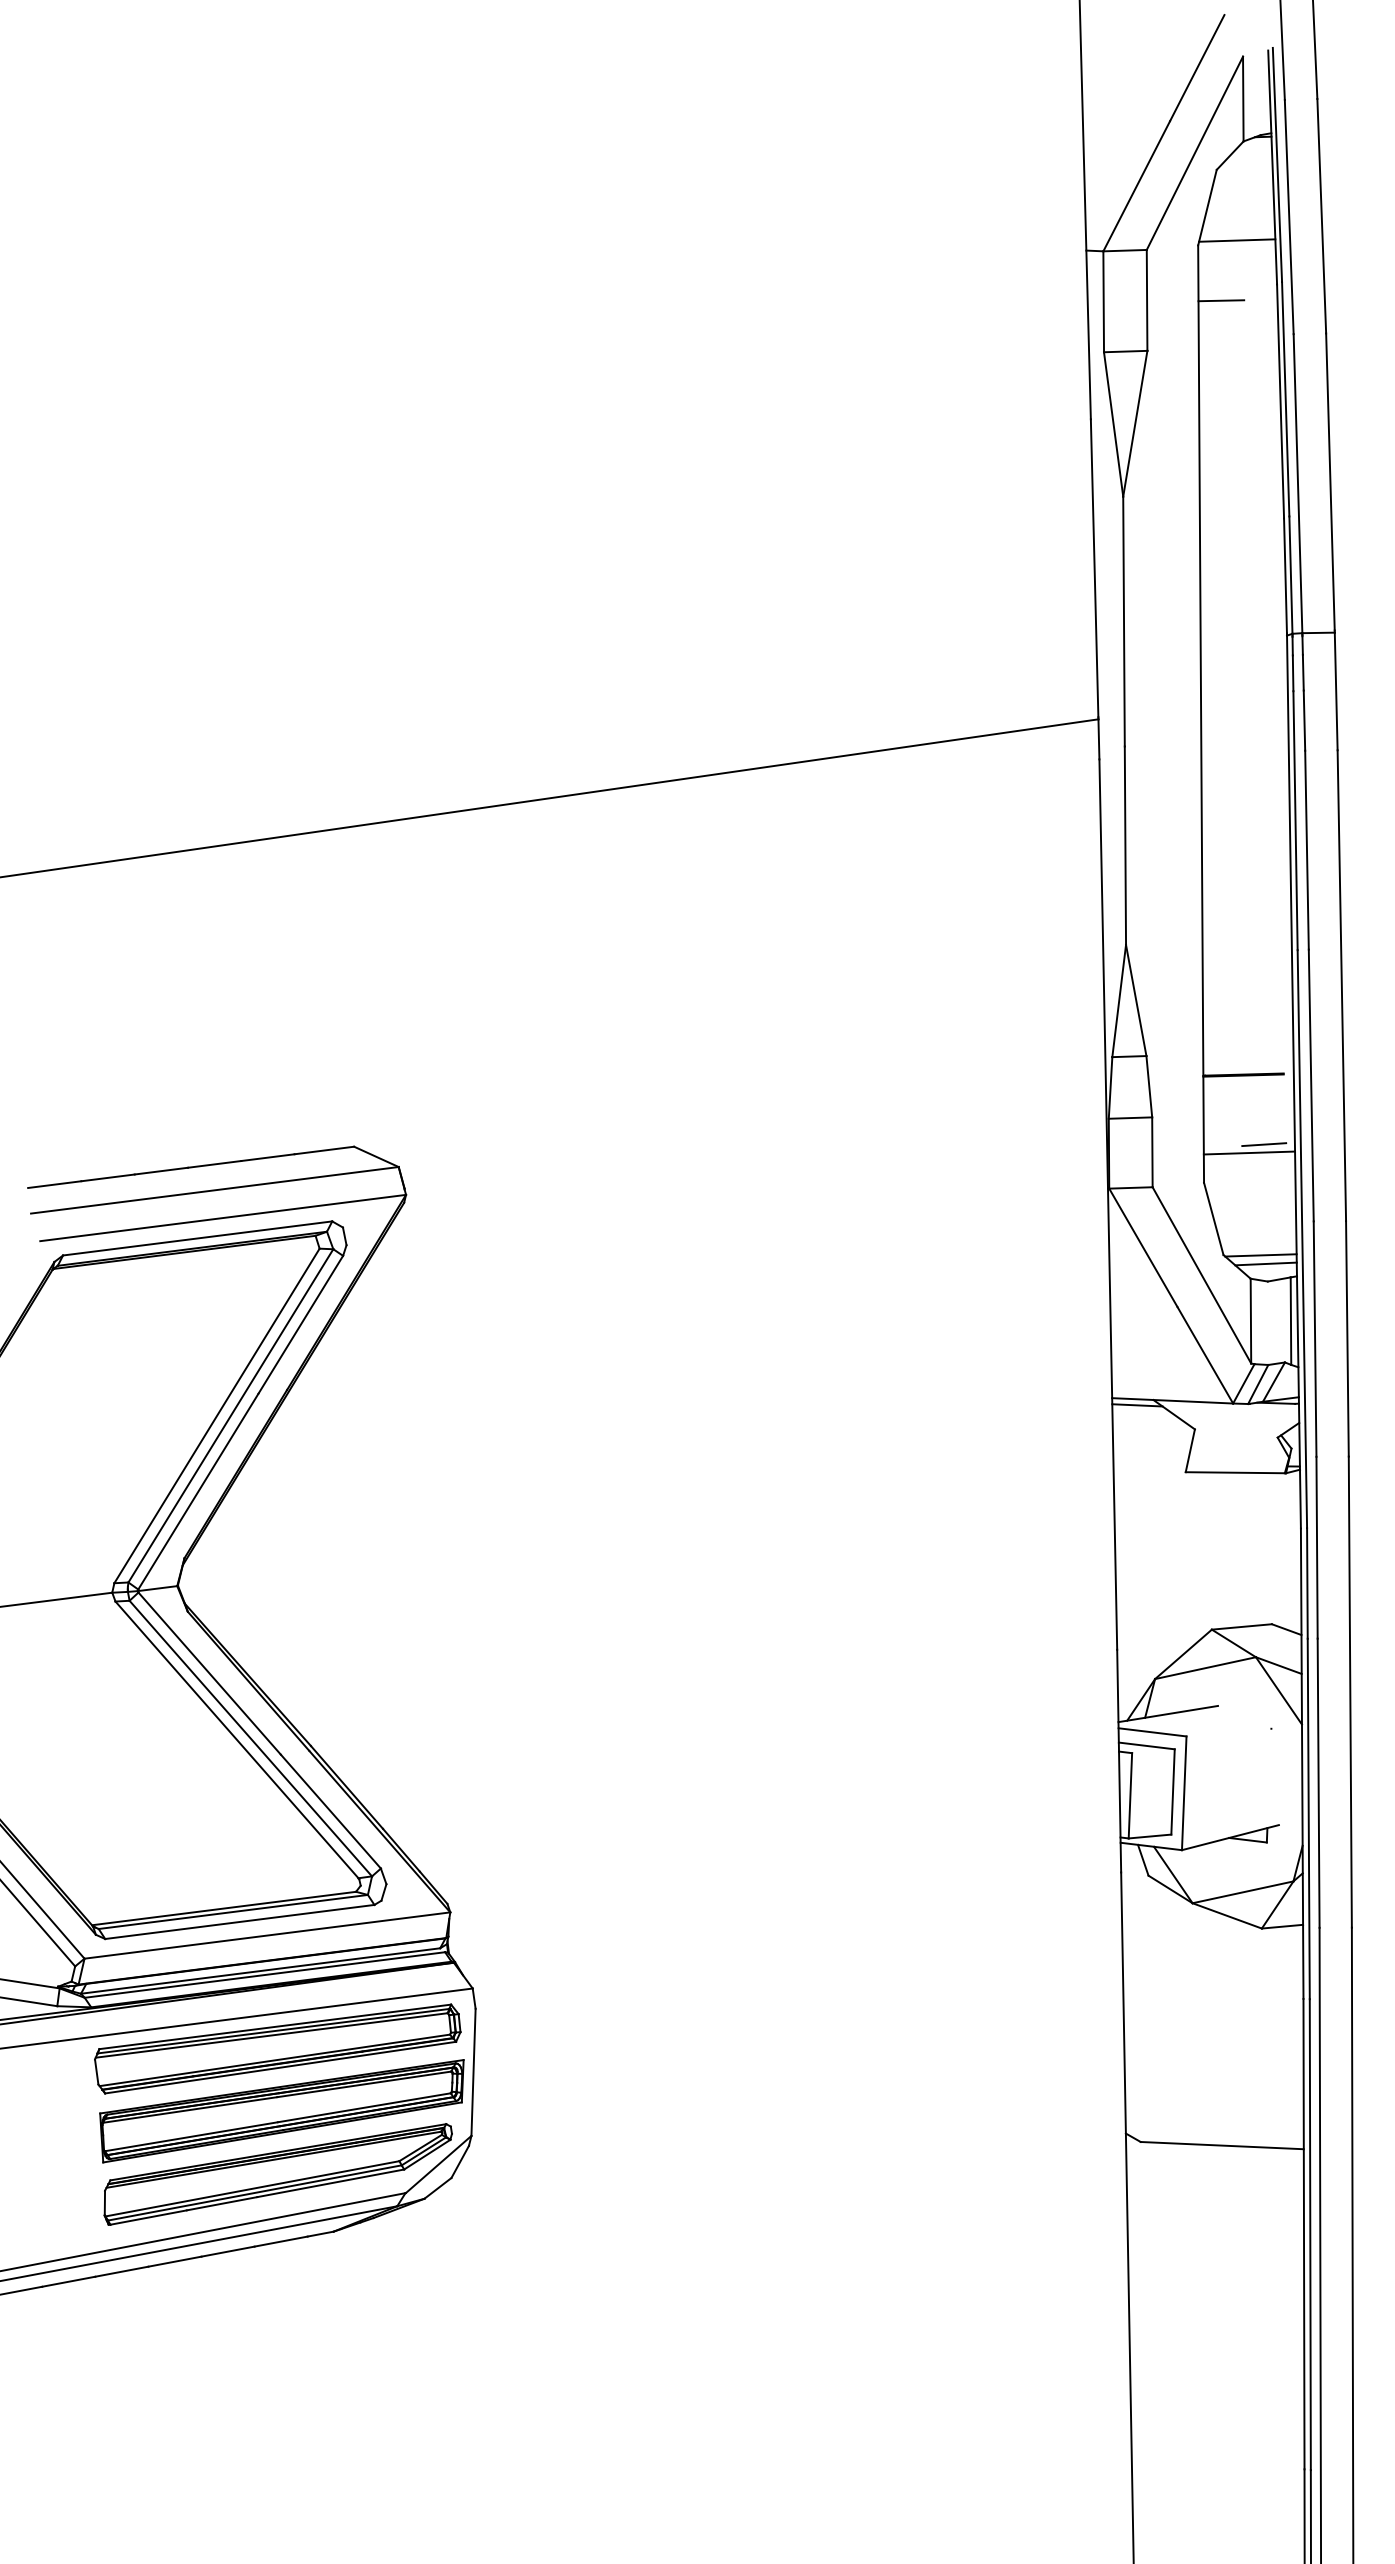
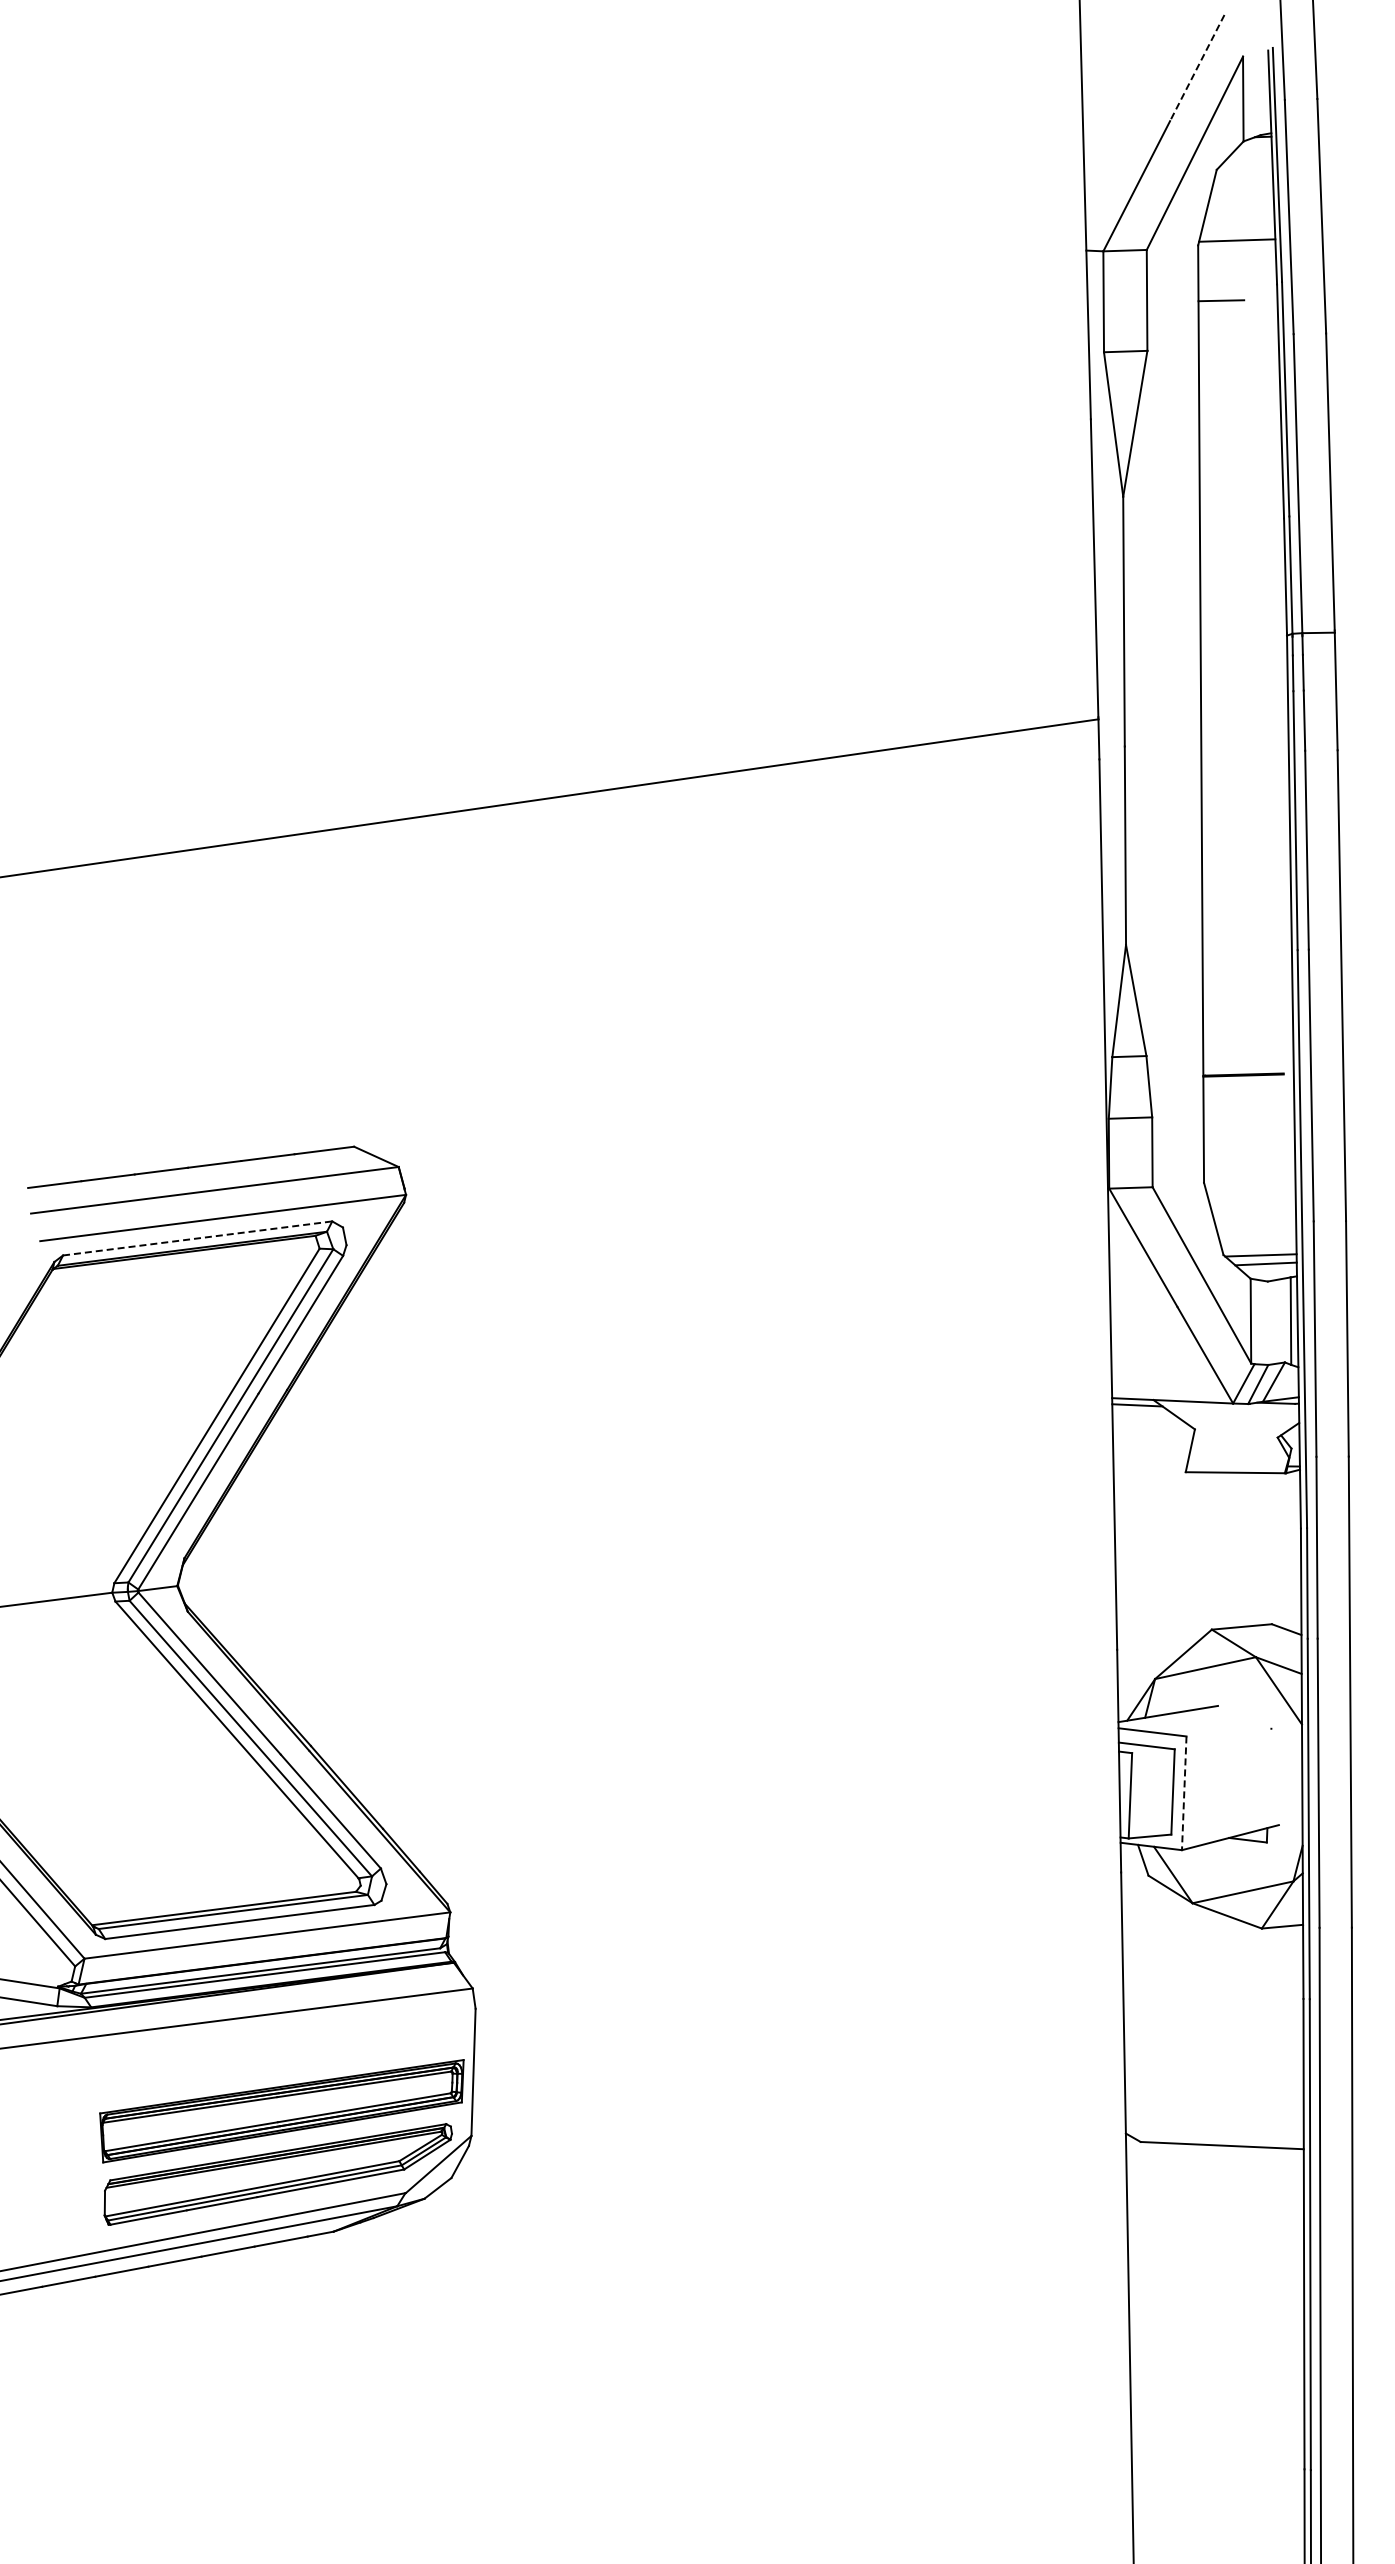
line: solid -> dashed (1197, 68)
line: present -> none (1264, 1144)
line: present -> none (1249, 1152)
line: solid -> dashed (197, 1238)
line: solid -> dashed (1184, 1793)
part: present -> none (277, 2048)
